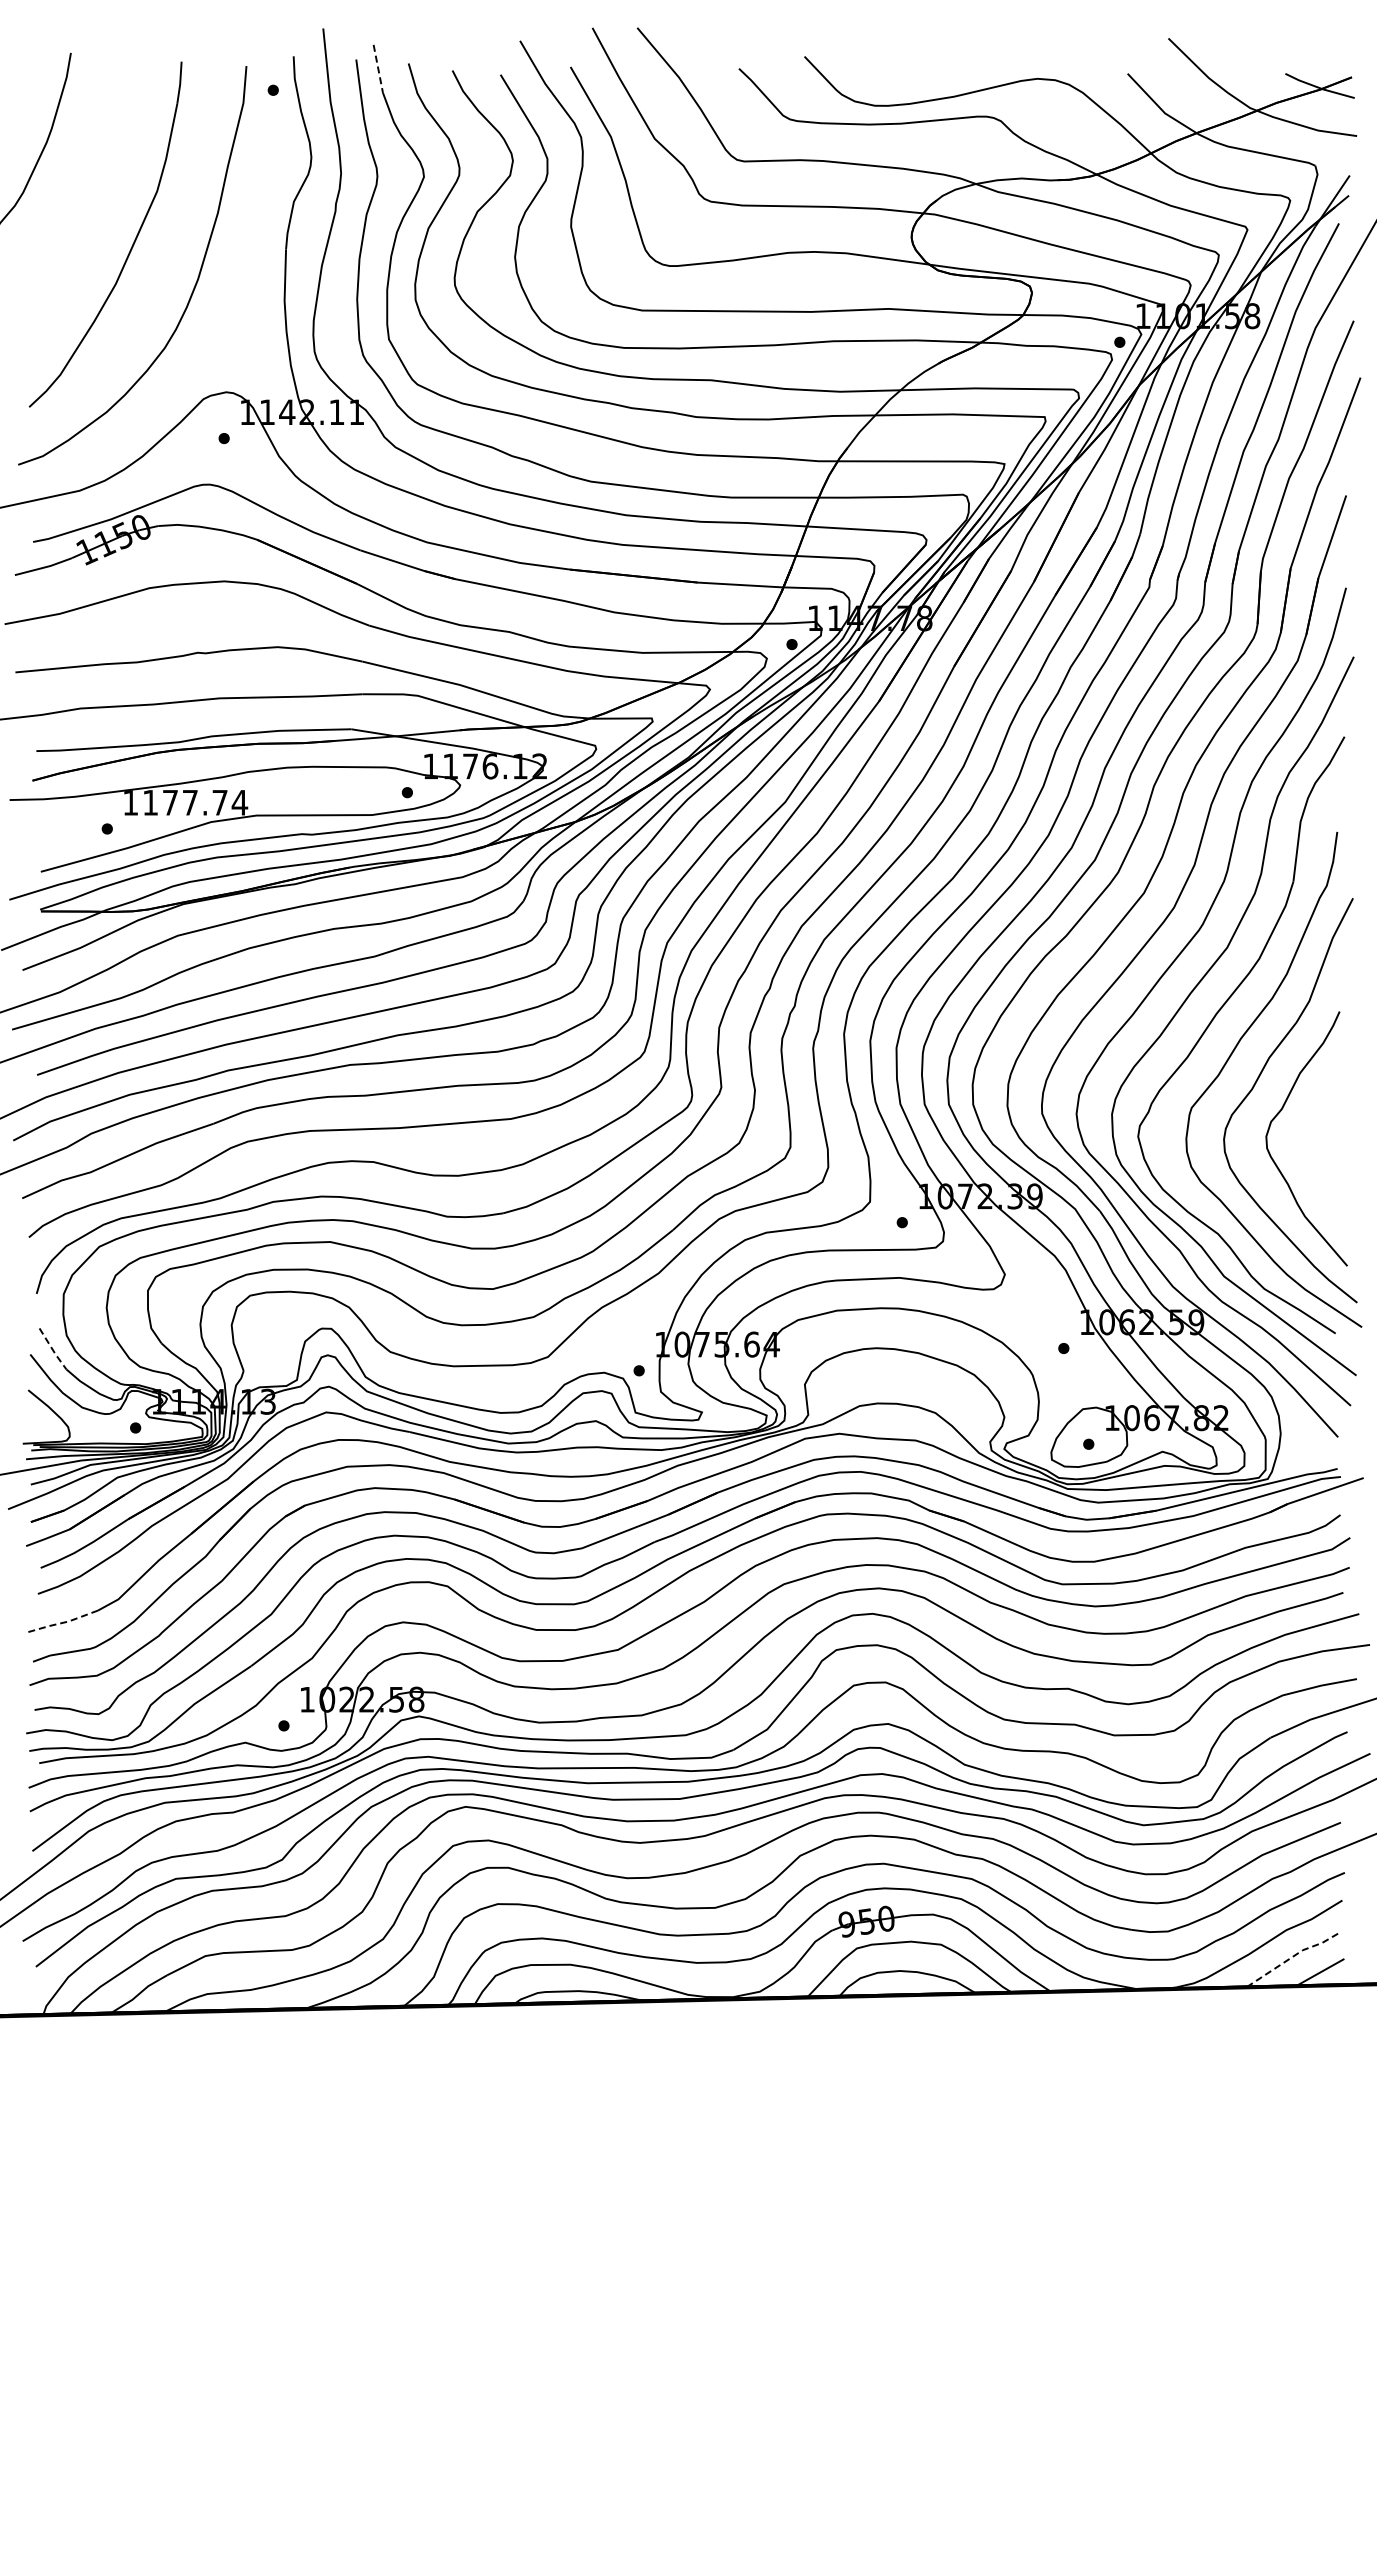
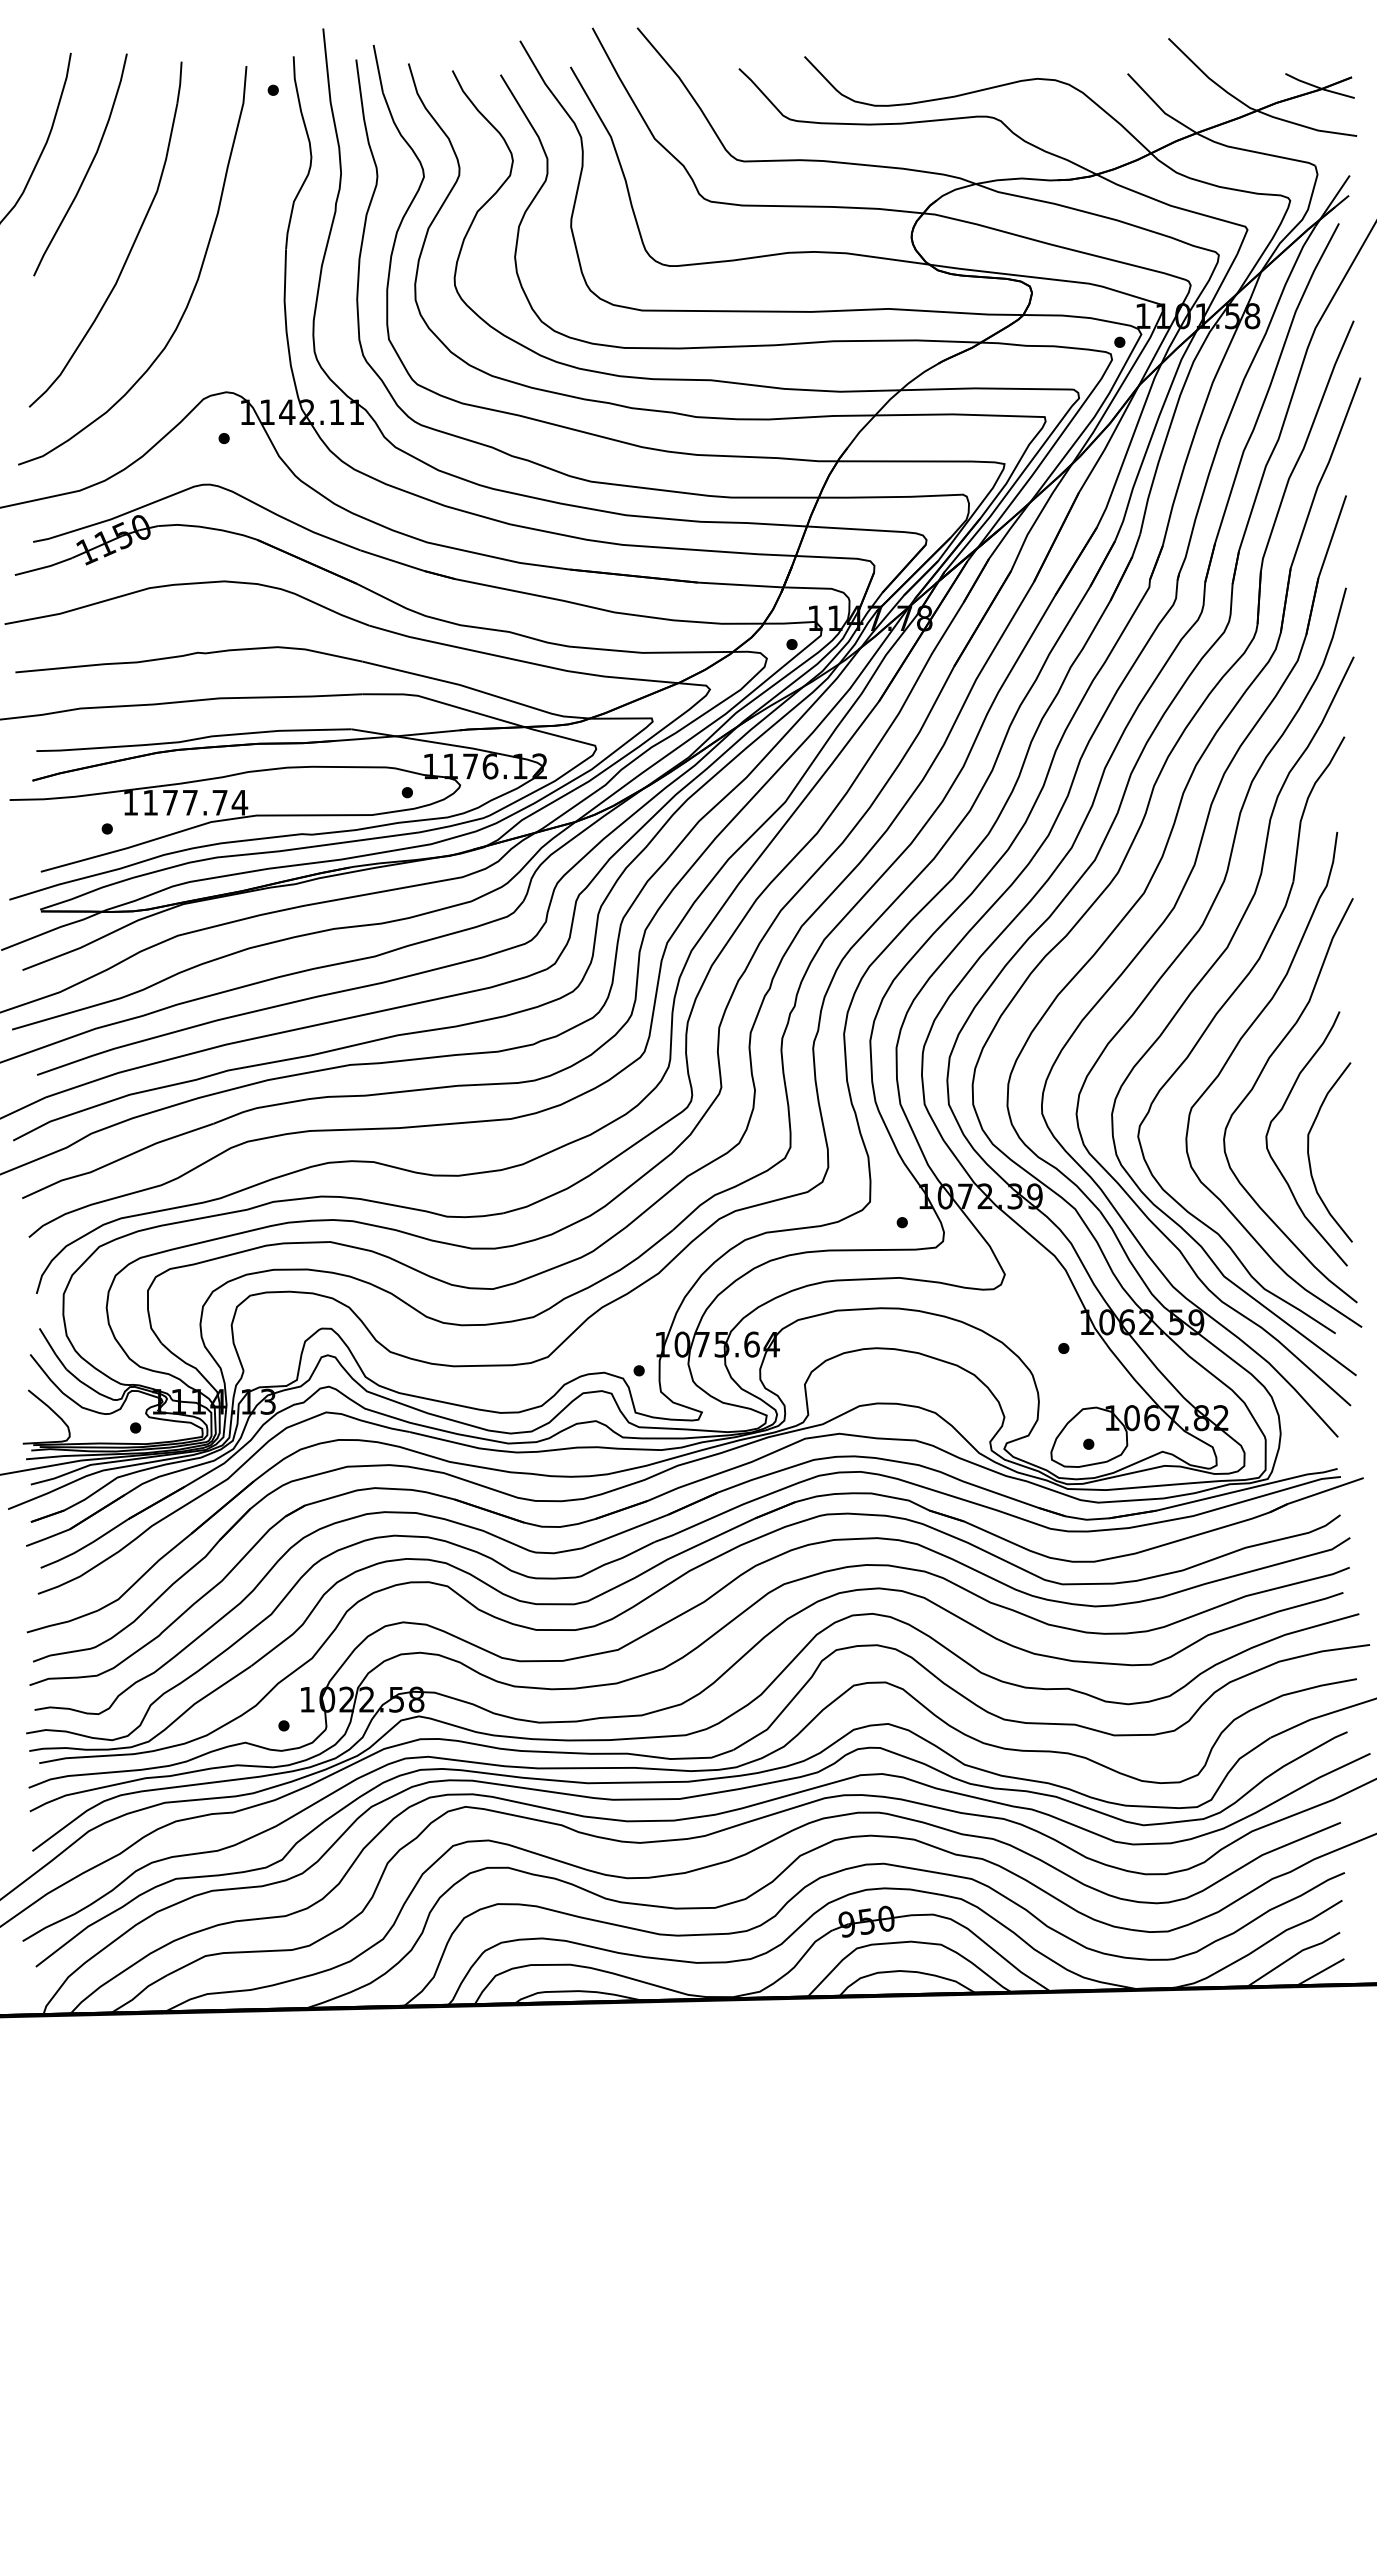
line: dashed -> solid (378, 69)
curve: none -> present (88, 167)
curve: none -> present (1309, 1153)
line: dashed -> solid (53, 1350)
line: dashed -> solid (62, 1623)
line: dashed -> solid (1293, 1956)
